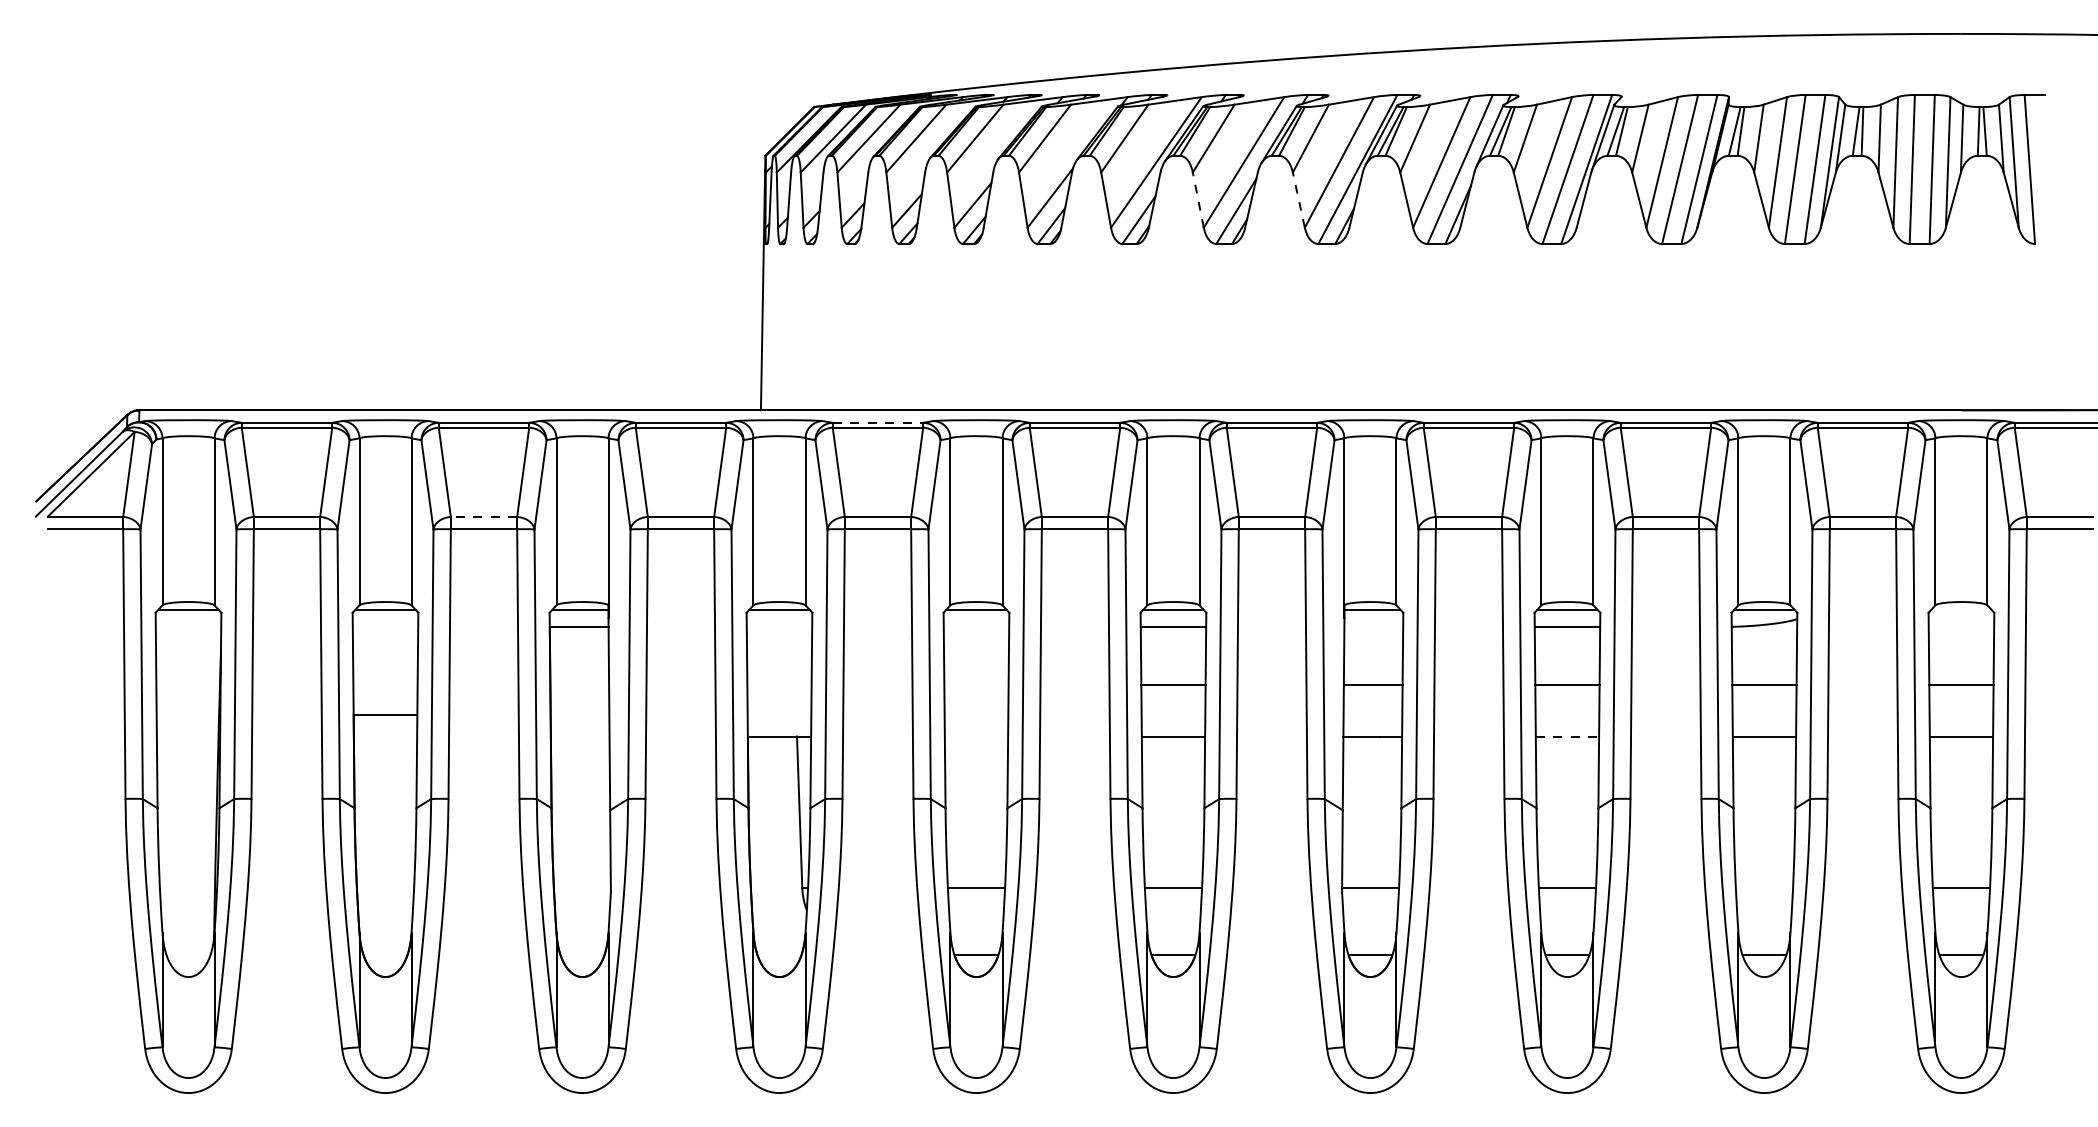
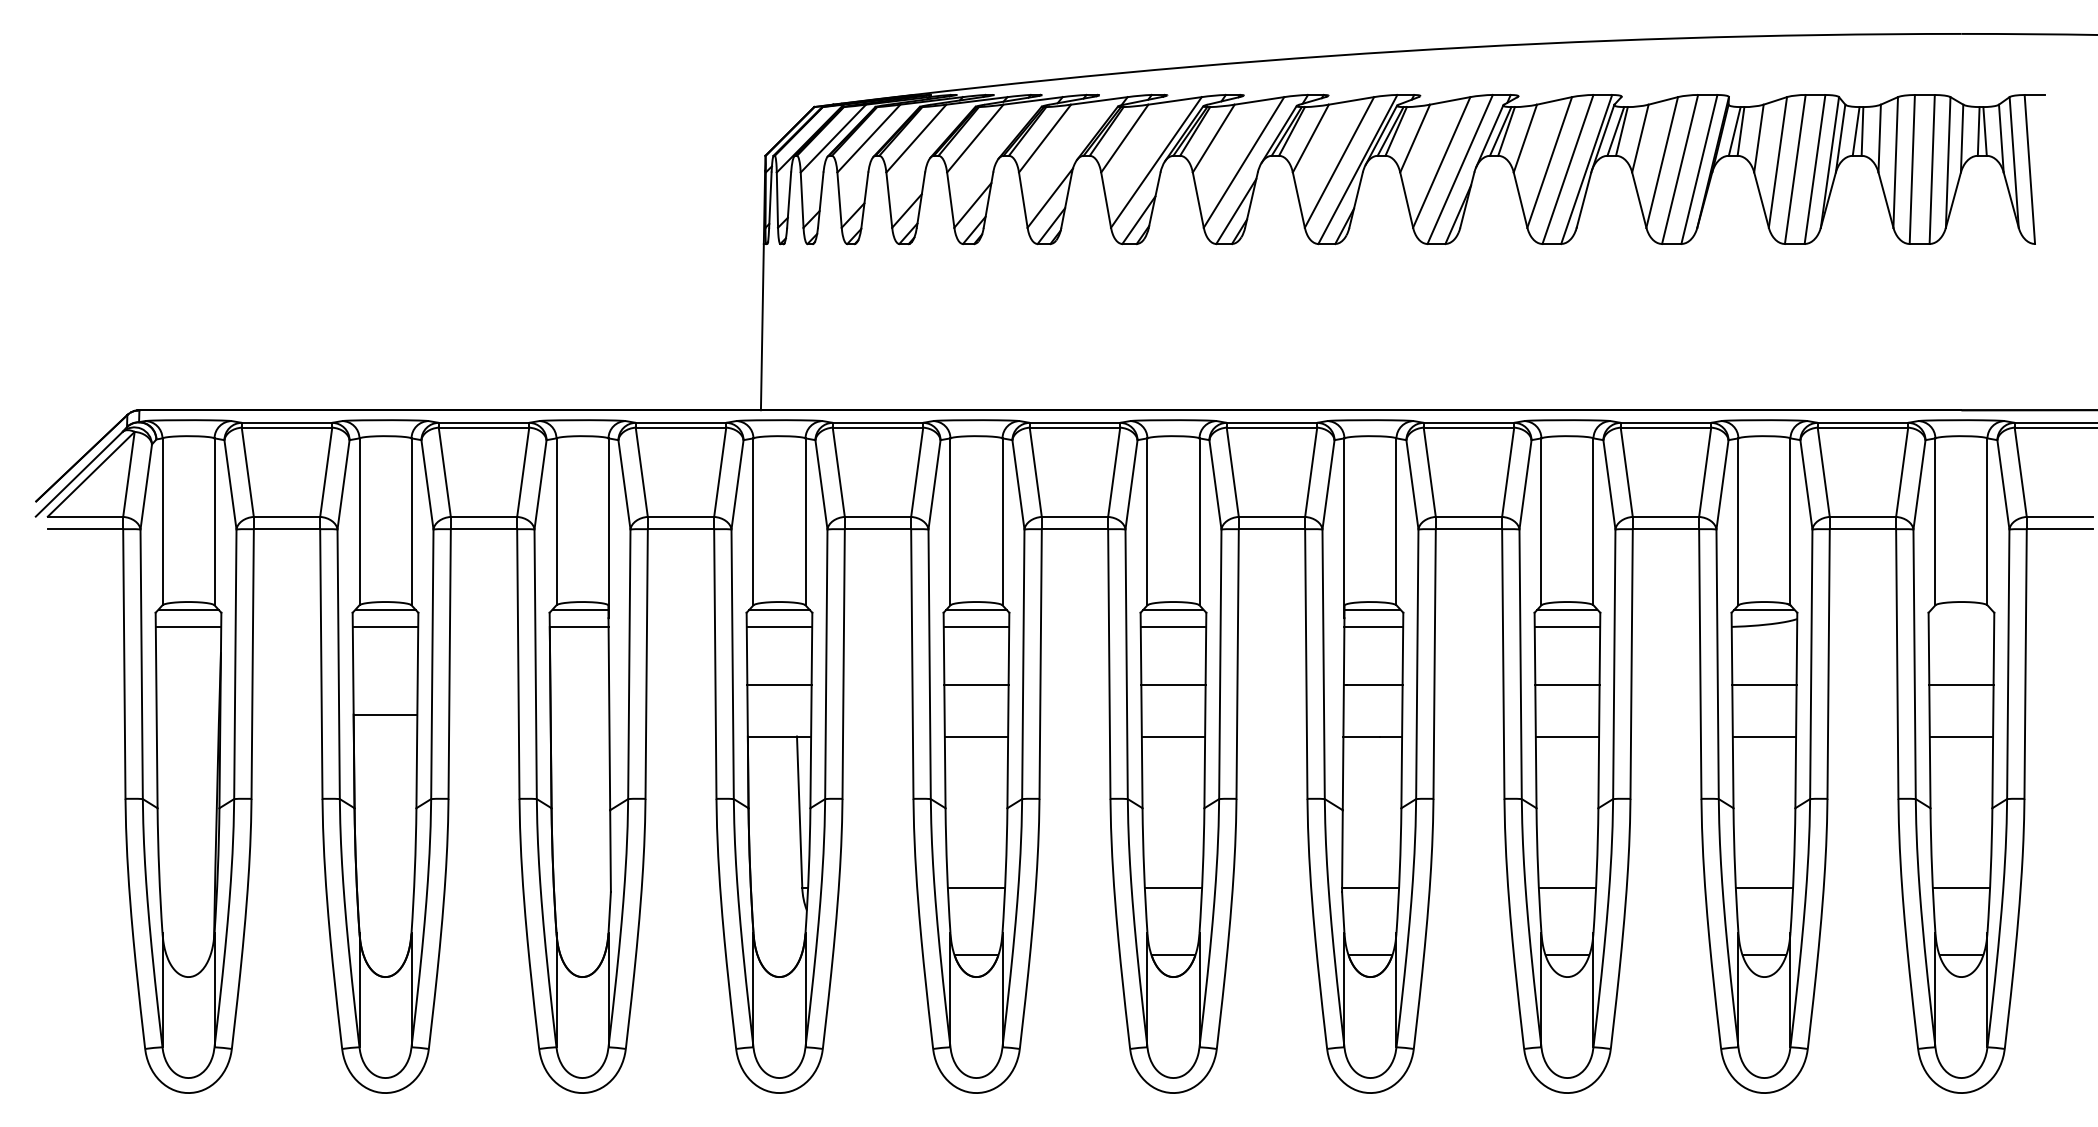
line: dashed -> solid (1198, 199)
line: dashed -> solid (1298, 199)
line: dashed -> solid (878, 422)
line: dashed -> solid (483, 516)
line: none -> present (188, 627)
line: none -> present (385, 627)
line: none -> present (779, 627)
line: none -> present (976, 627)
line: none -> present (1373, 627)
line: none -> present (779, 684)
line: none -> present (976, 684)
line: none -> present (976, 736)
line: dashed -> solid (1567, 736)
line: none -> present (1764, 887)
